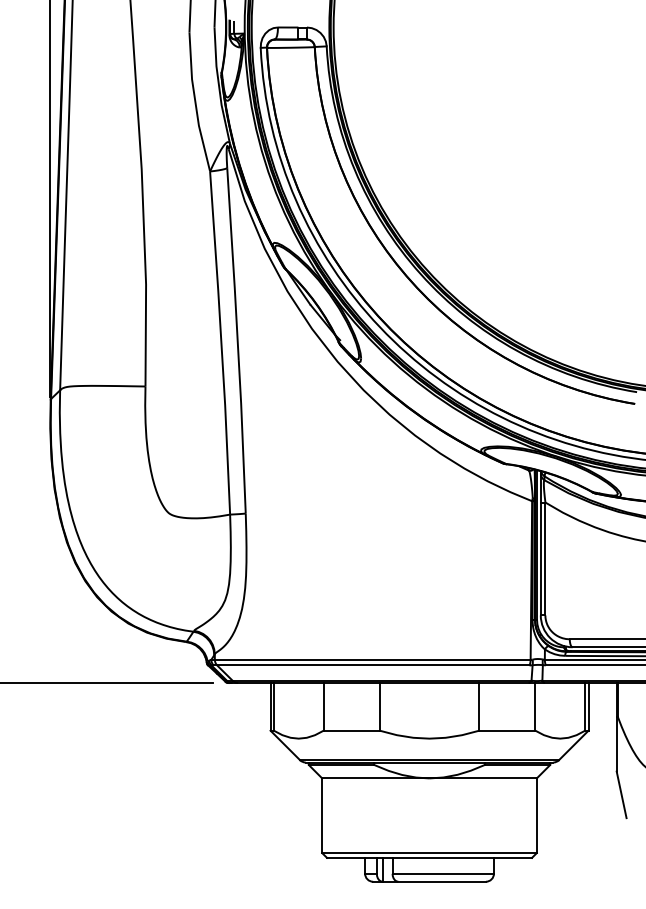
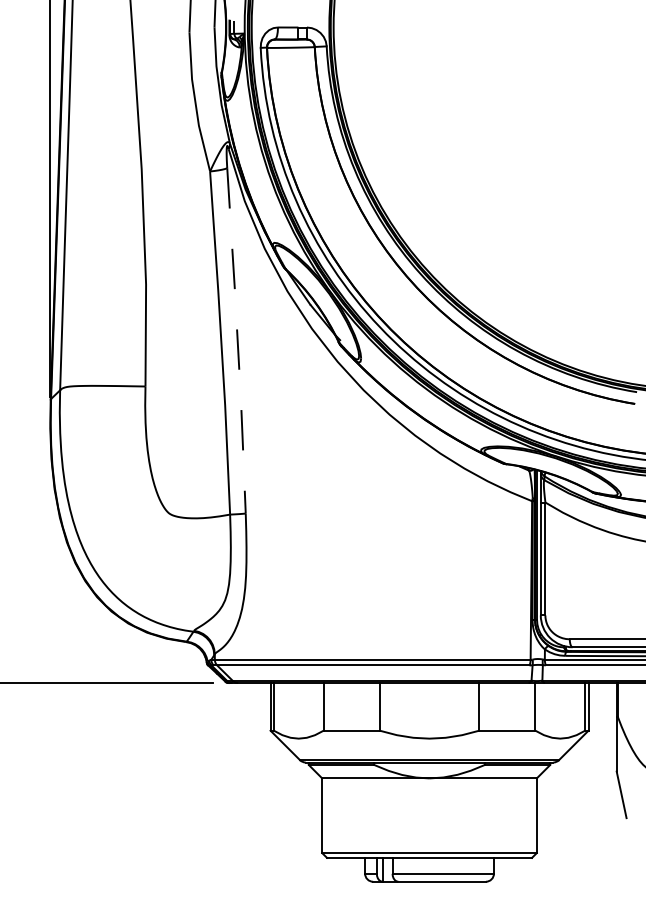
line: solid -> dashed (237, 340)
